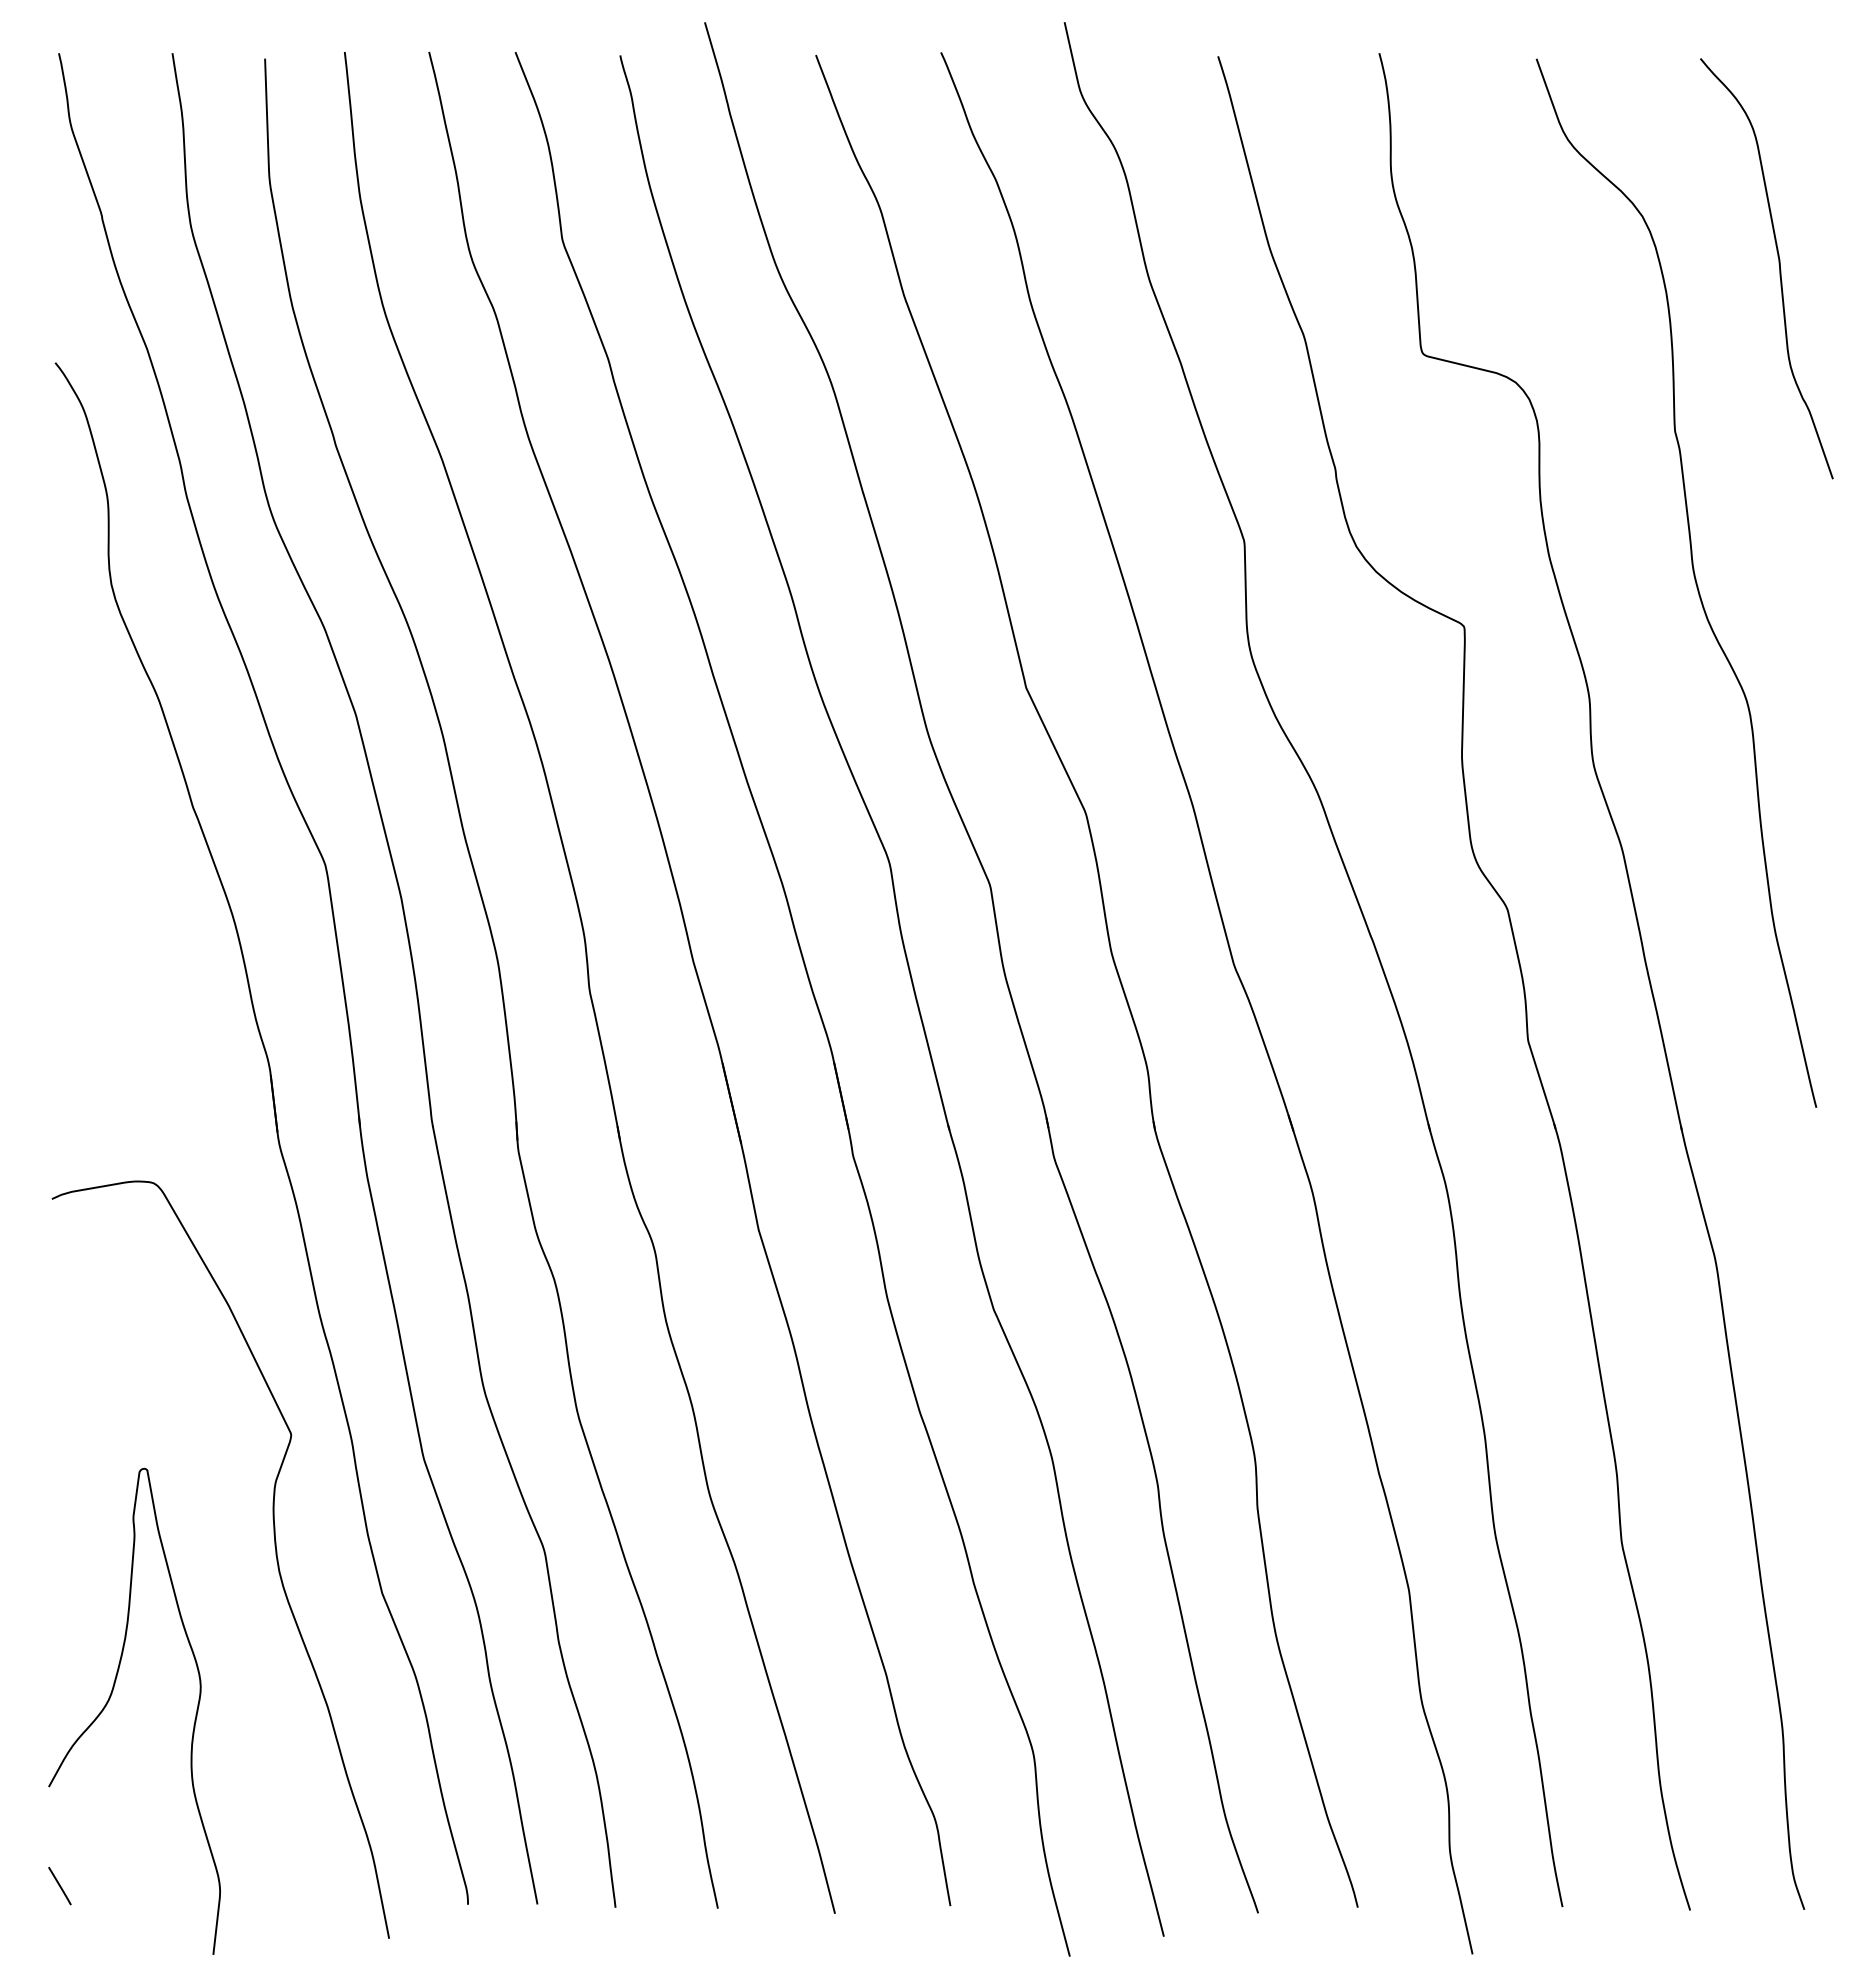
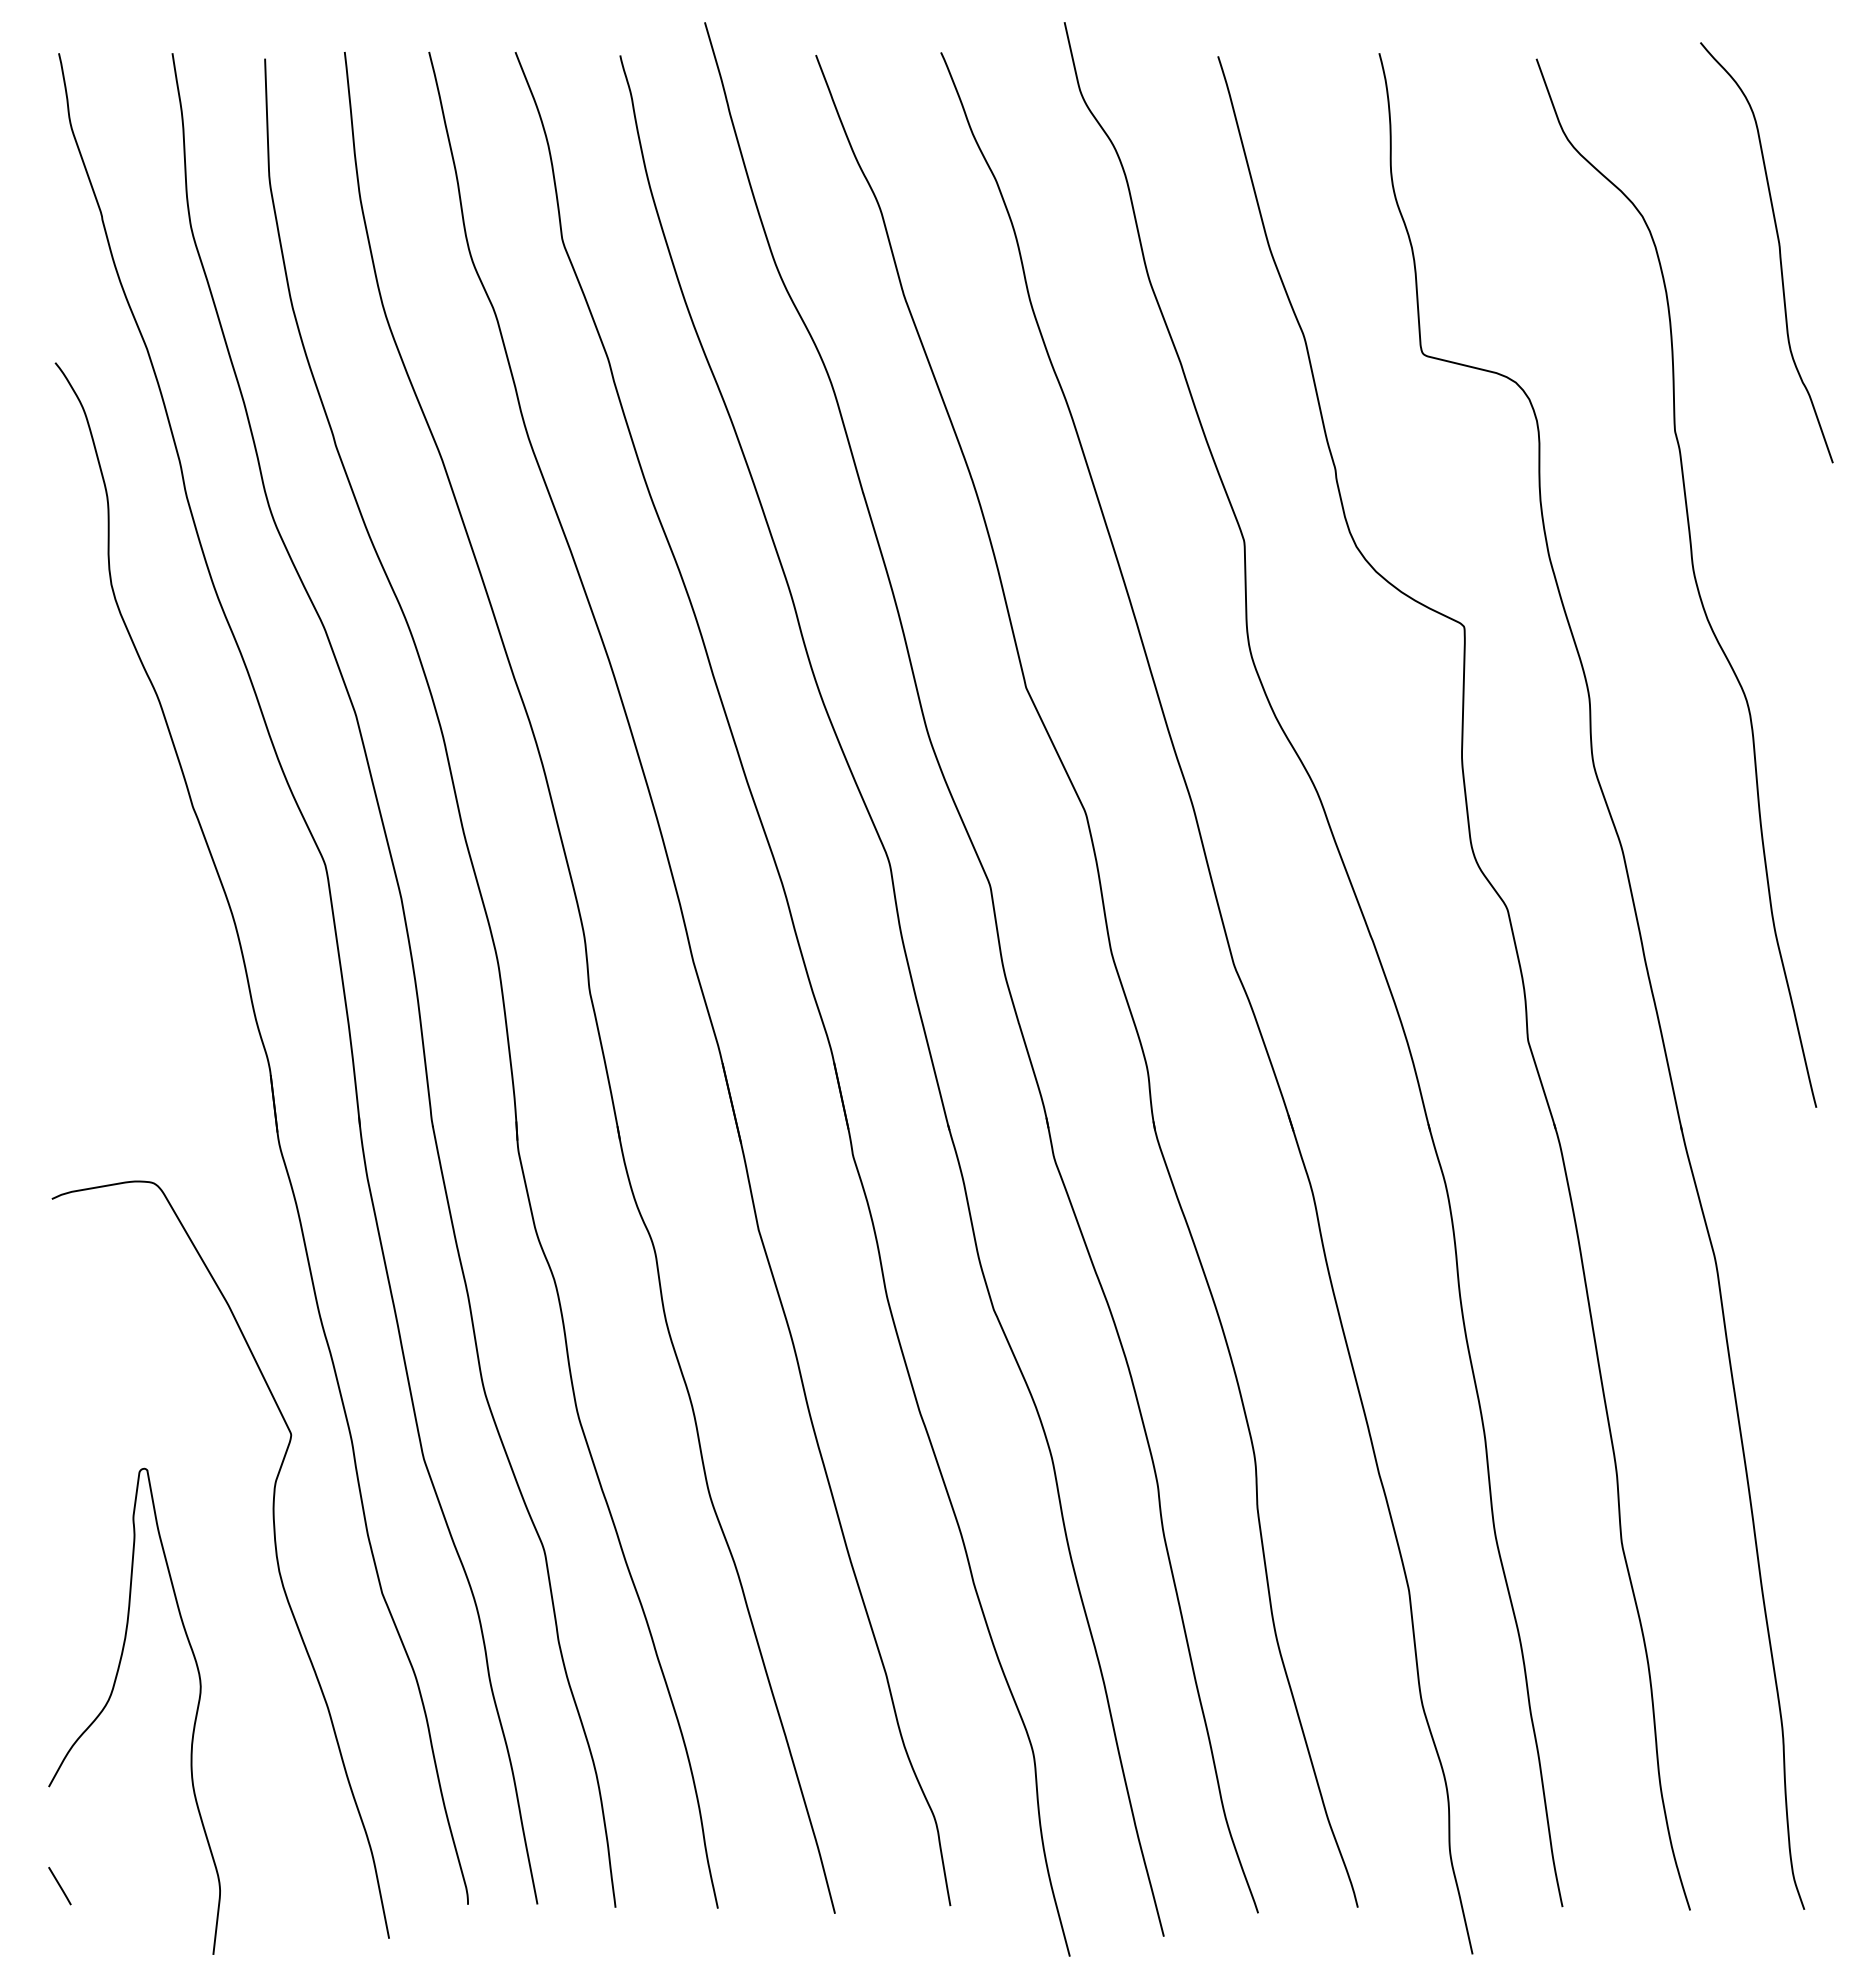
curve position: (1778, 264) -> (1778, 248) (1778, 248)
